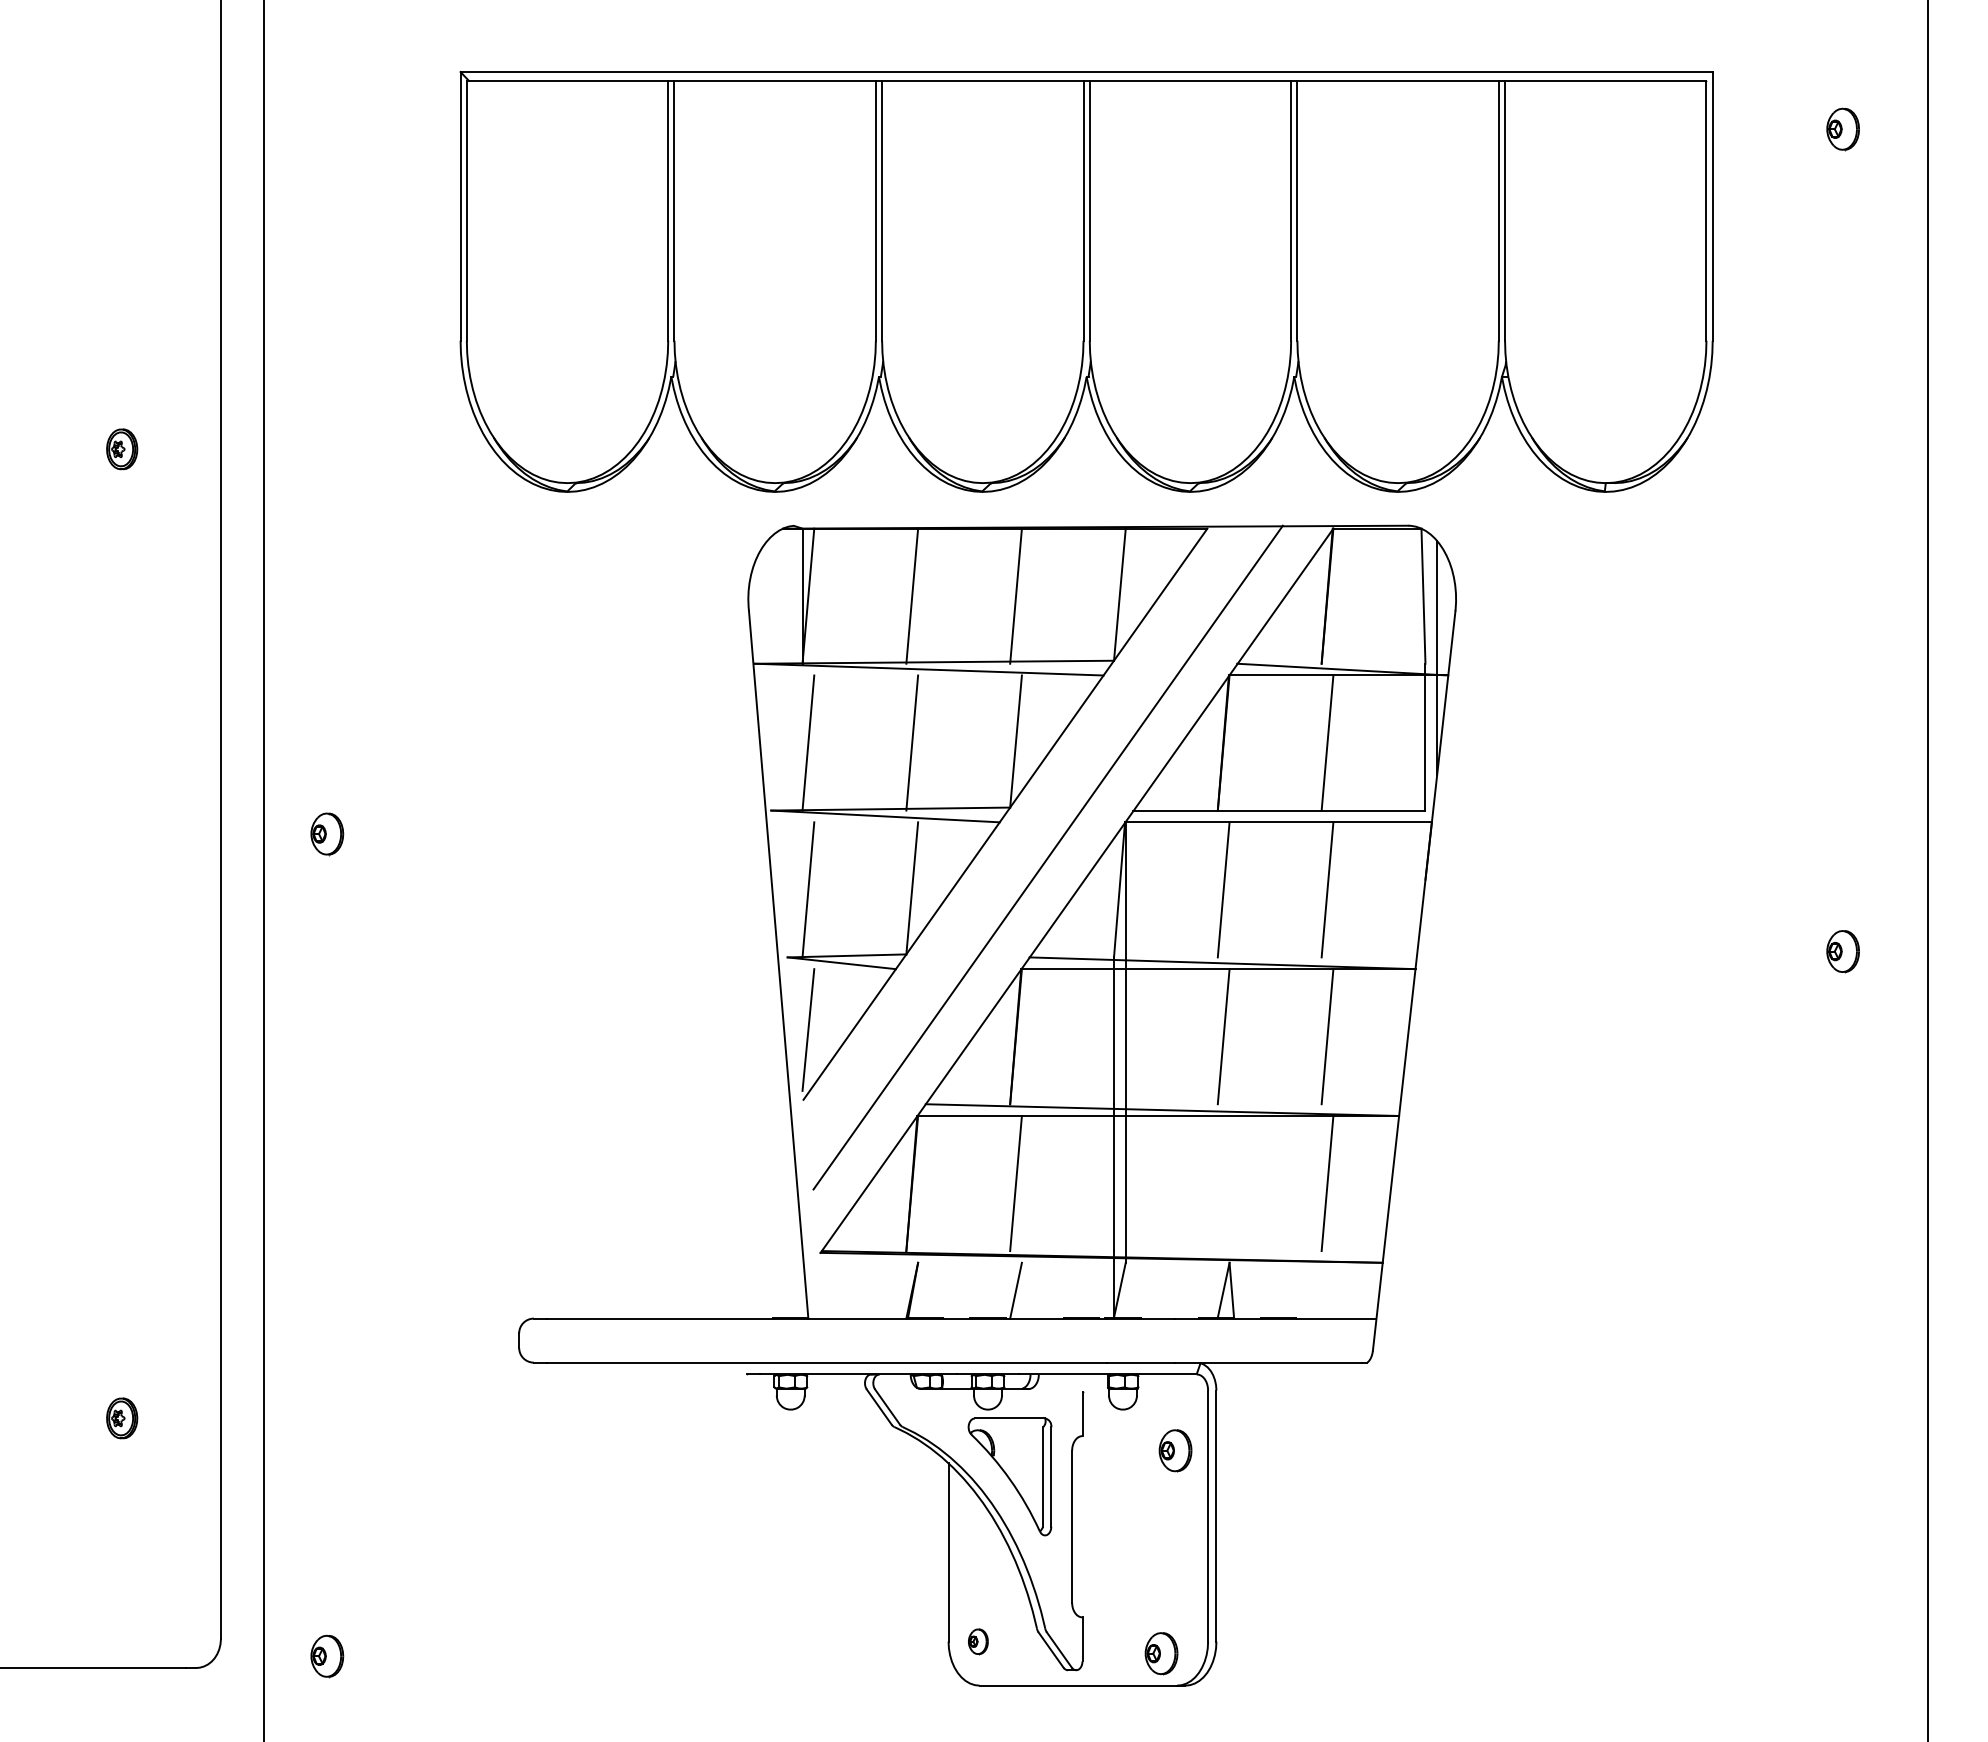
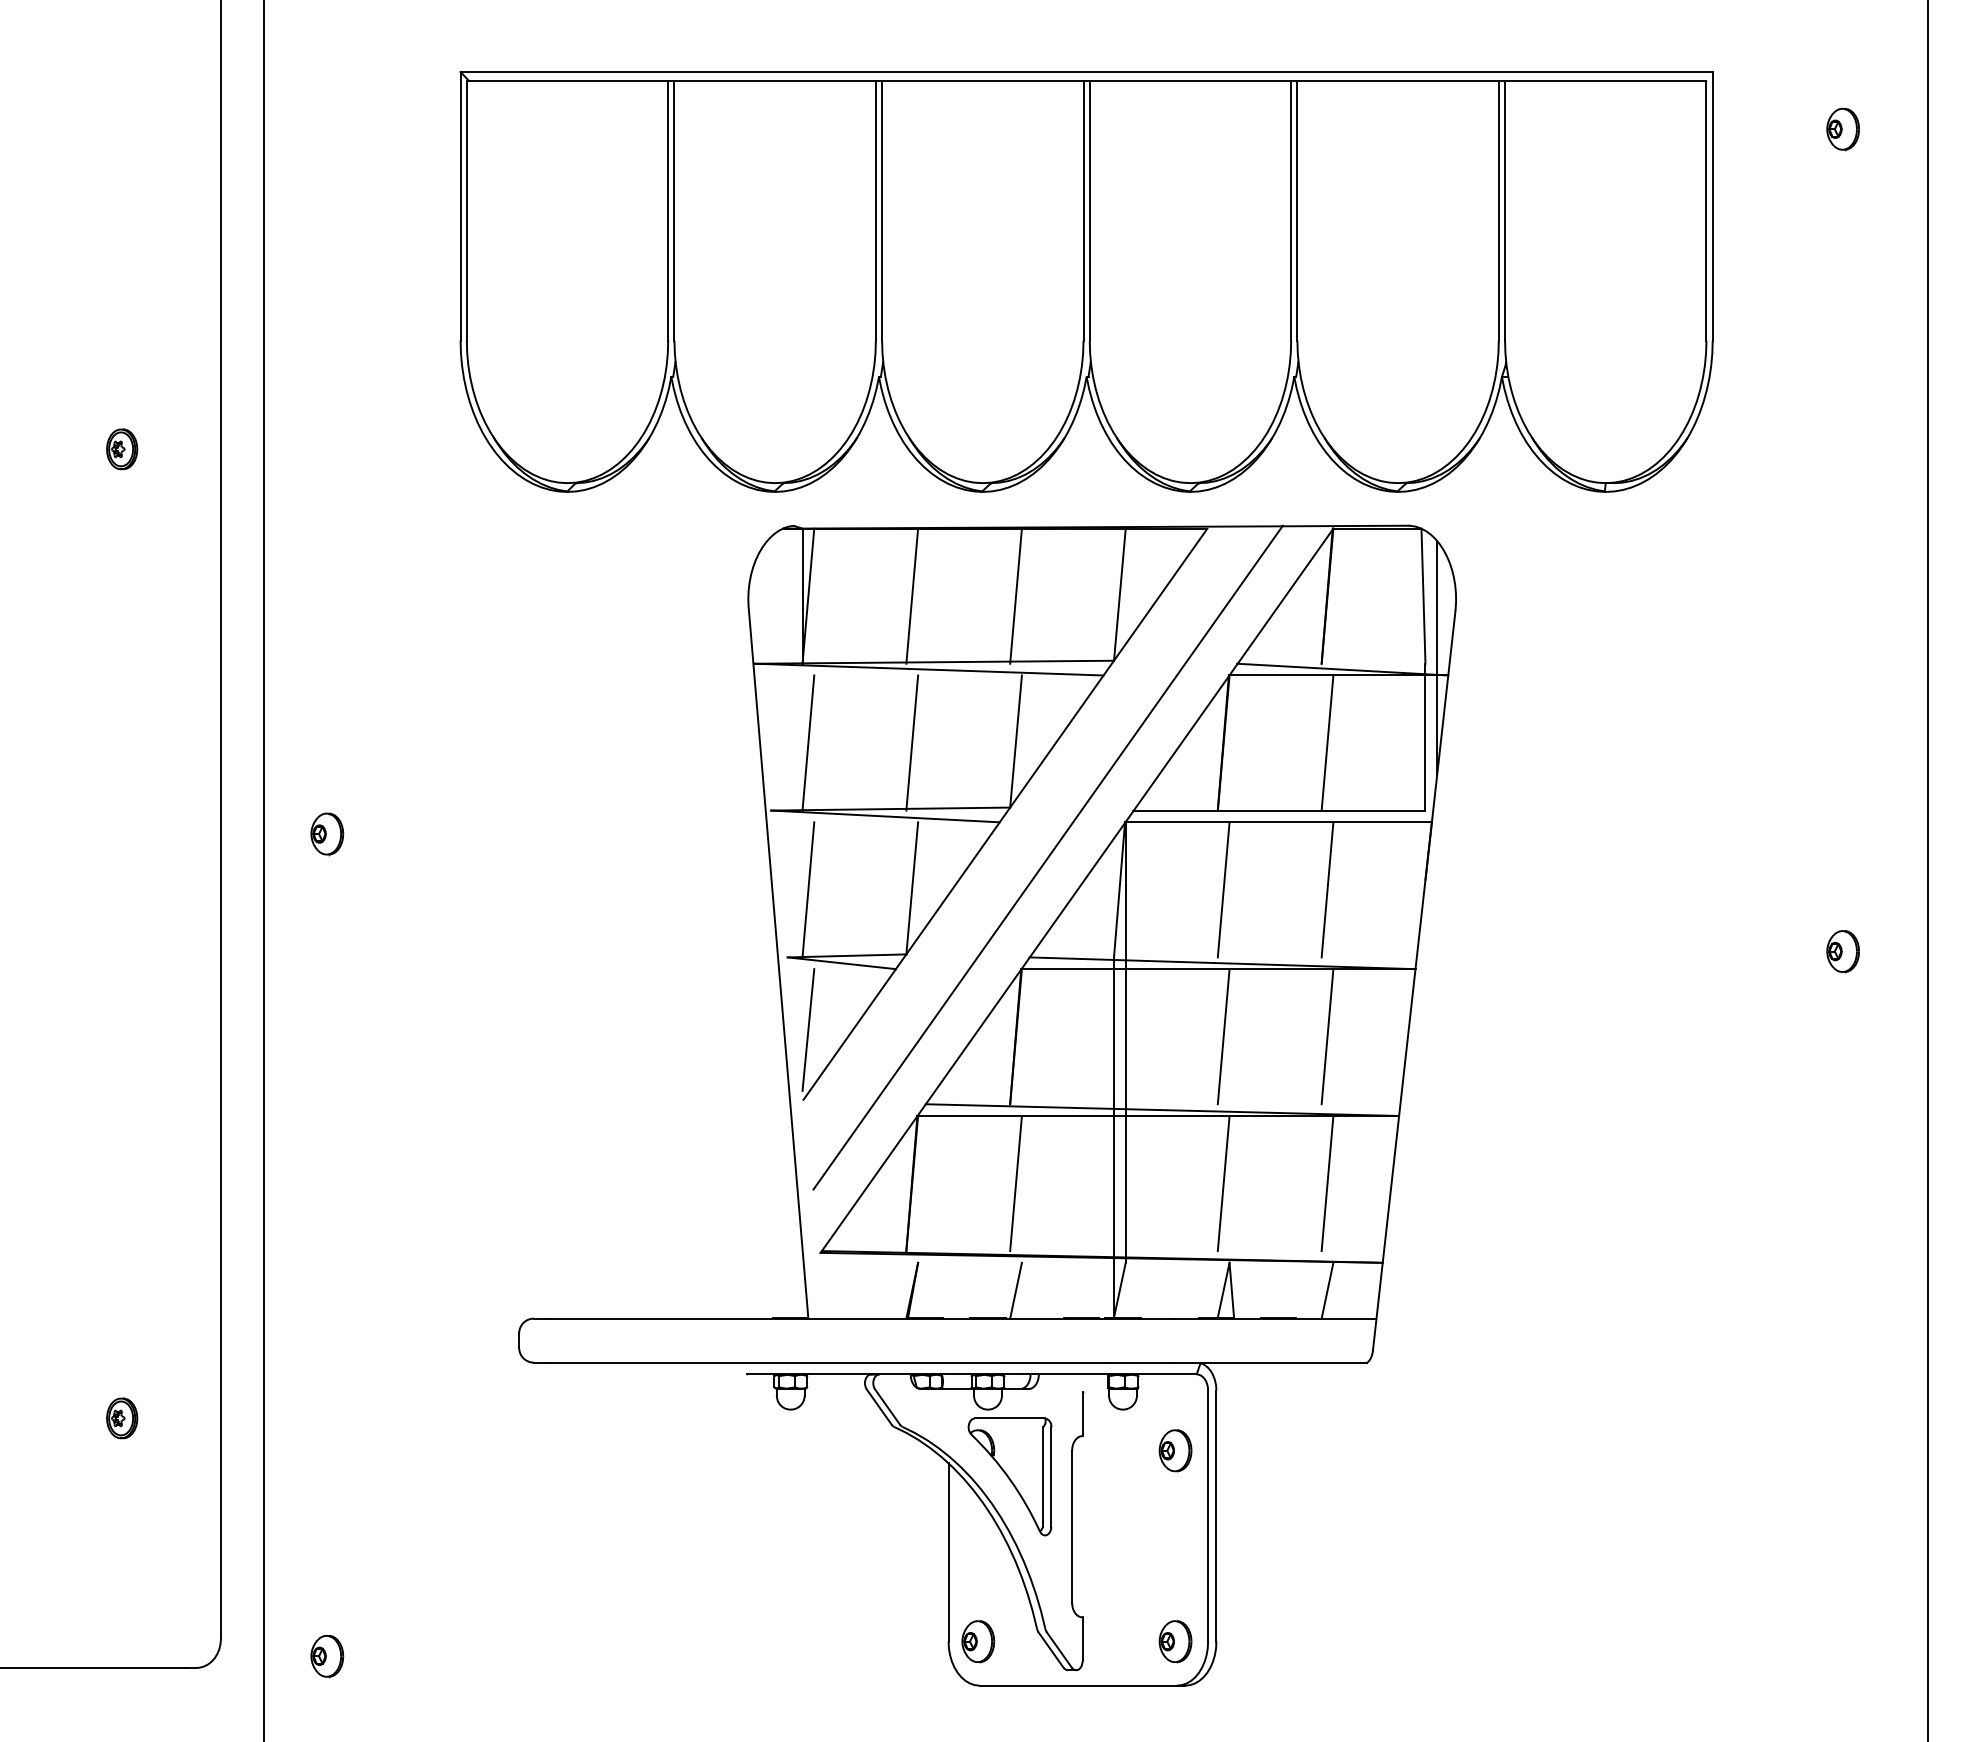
line: none -> present (1223, 1183)
line: none -> present (1327, 1290)
part size: 21x28 px -> 35x44 px (978, 1641)
part position: (1161, 1653) -> (1175, 1641) (1175, 1641)
